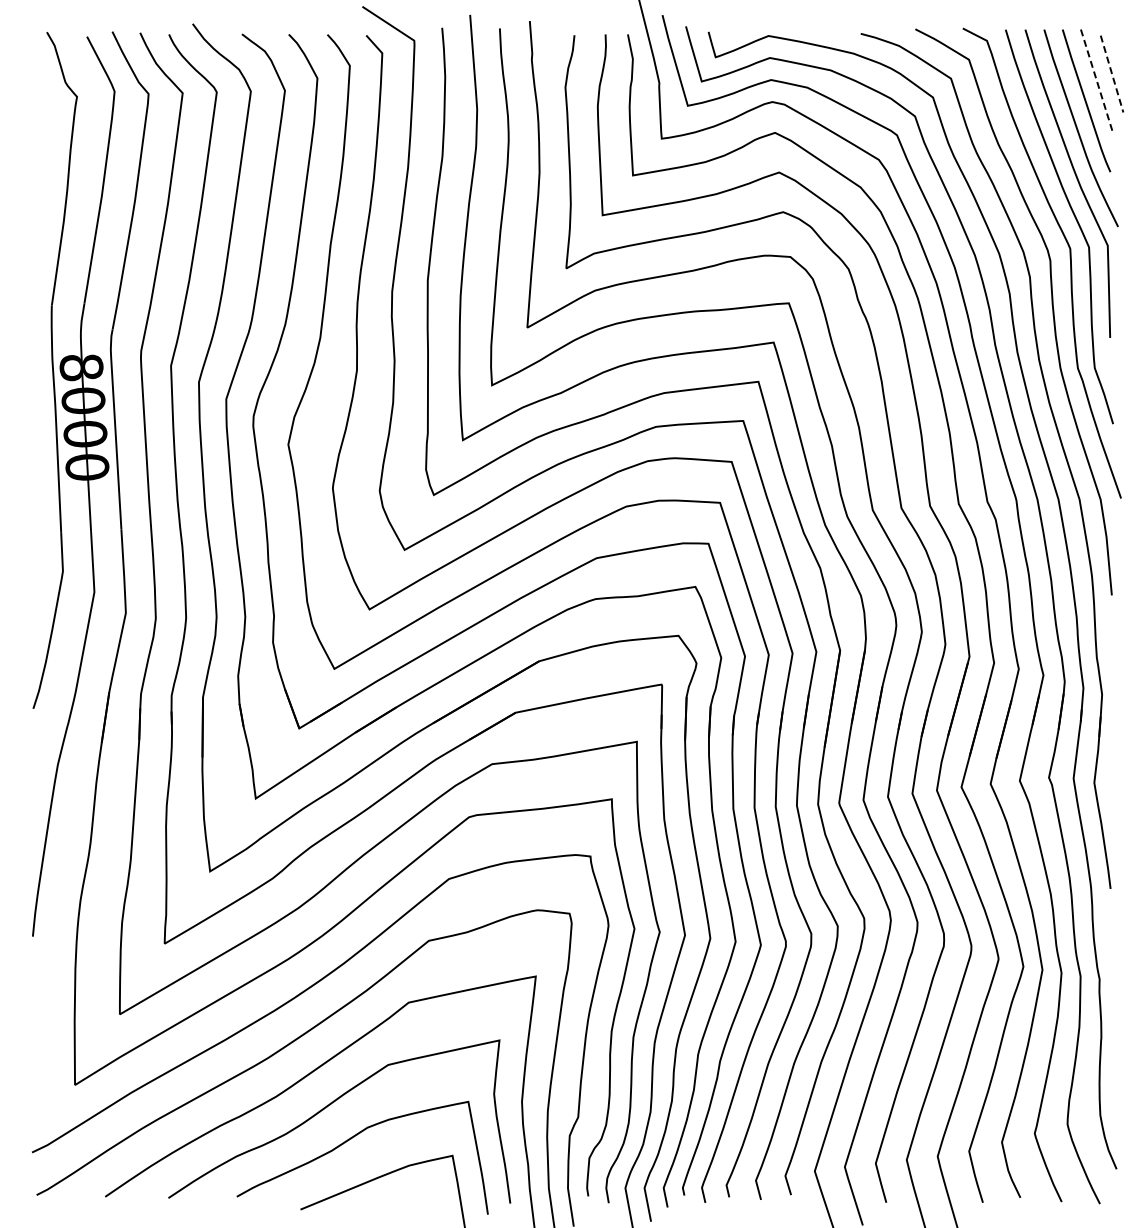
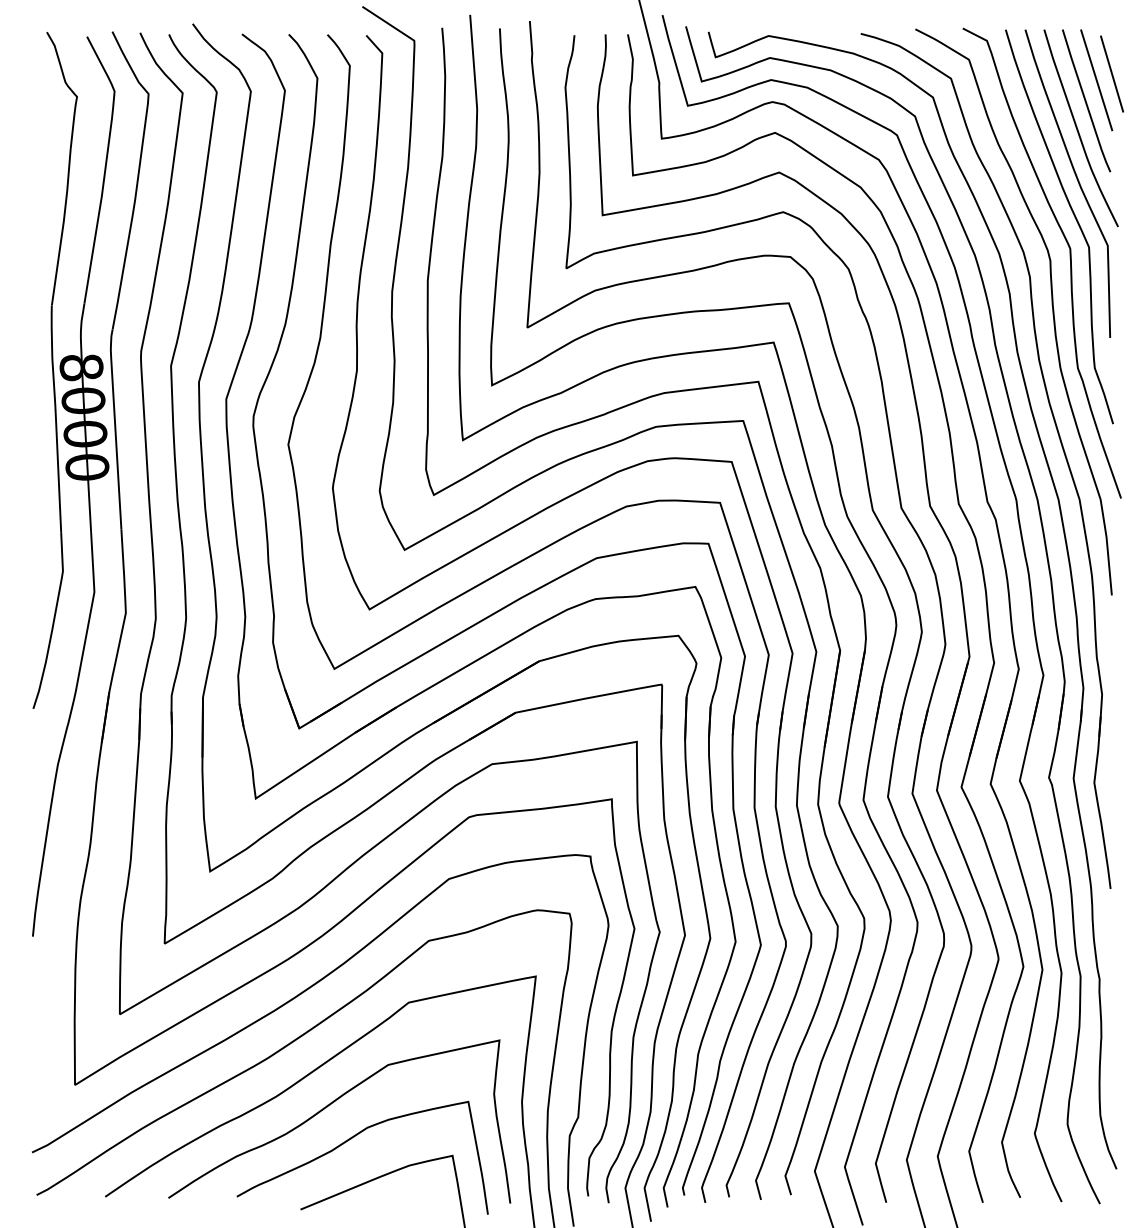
line: dashed -> solid (1112, 74)
line: dashed -> solid (1096, 80)
